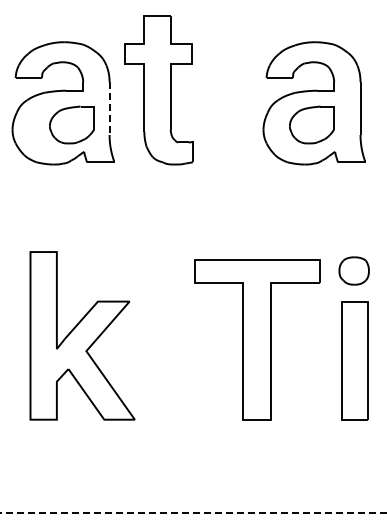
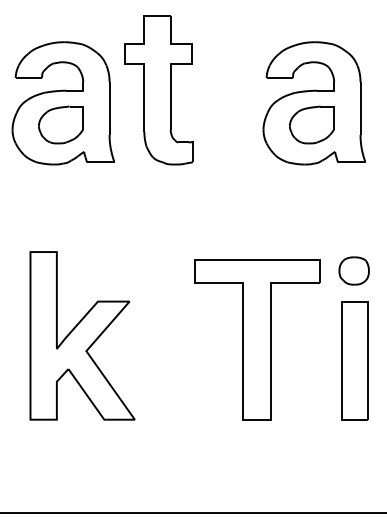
line: dashed -> solid (109, 109)
part position: (71, 124) -> (60, 124) (60, 124)
line: dashed -> solid (194, 513)
